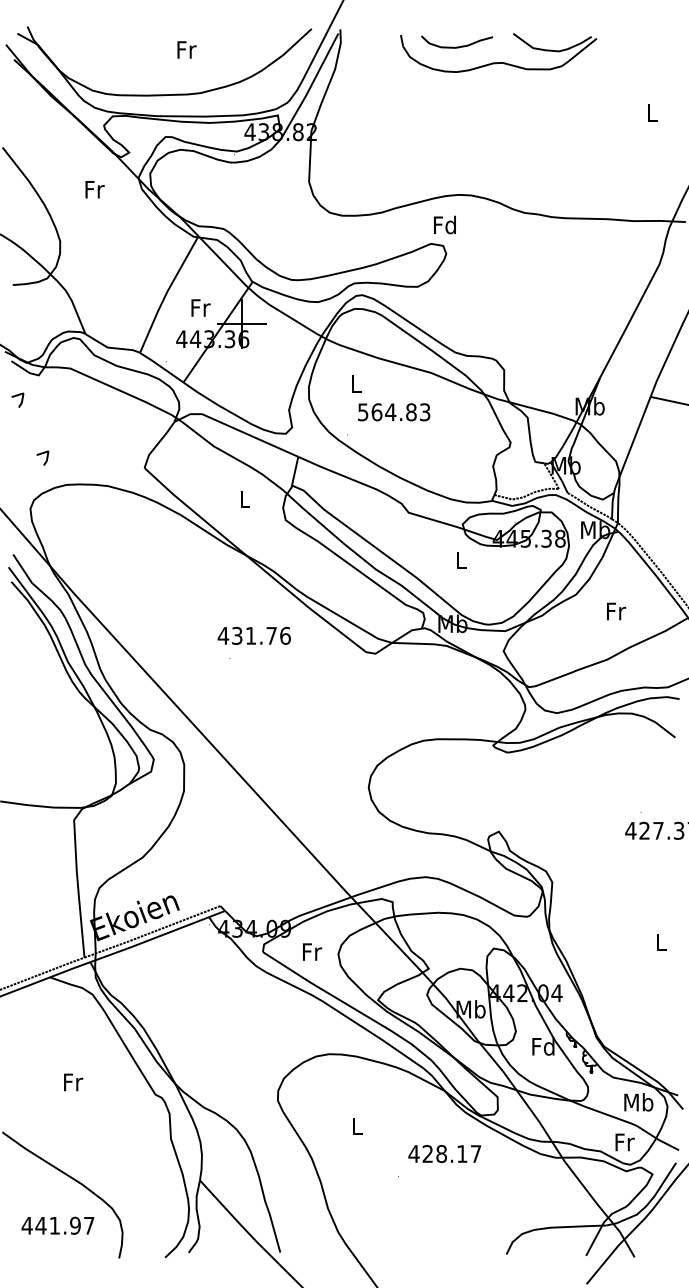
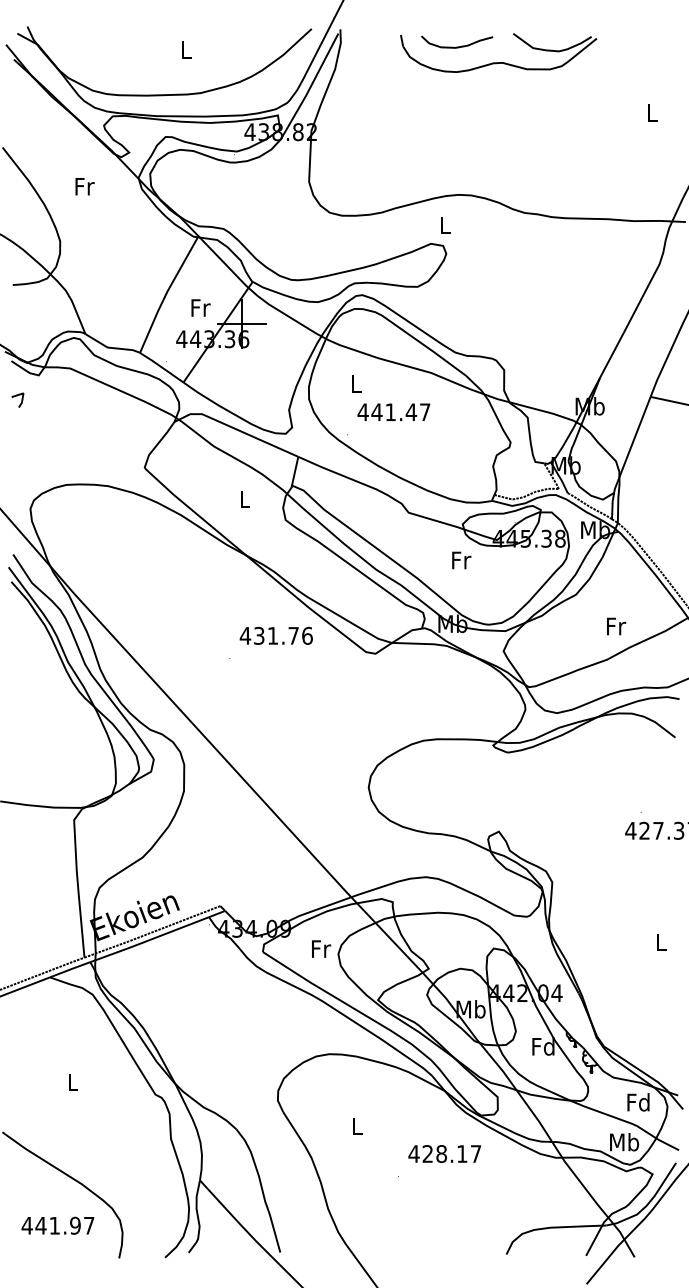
text: Fr -> L (186, 49)
text position: (94, 189) -> (84, 186) (84, 186)
text: Fd -> L (444, 224)
text: 564.83 -> 441.47 (393, 412)
line: present -> none (42, 454)
text: L -> Fr (461, 560)
text position: (616, 611) -> (616, 626) (616, 626)
text position: (253, 635) -> (275, 635) (275, 635)
text position: (312, 951) -> (321, 948) (321, 948)
text: Fr -> L (73, 1082)
text: Mb -> Fd (638, 1102)
text: Fr -> Mb (624, 1142)
